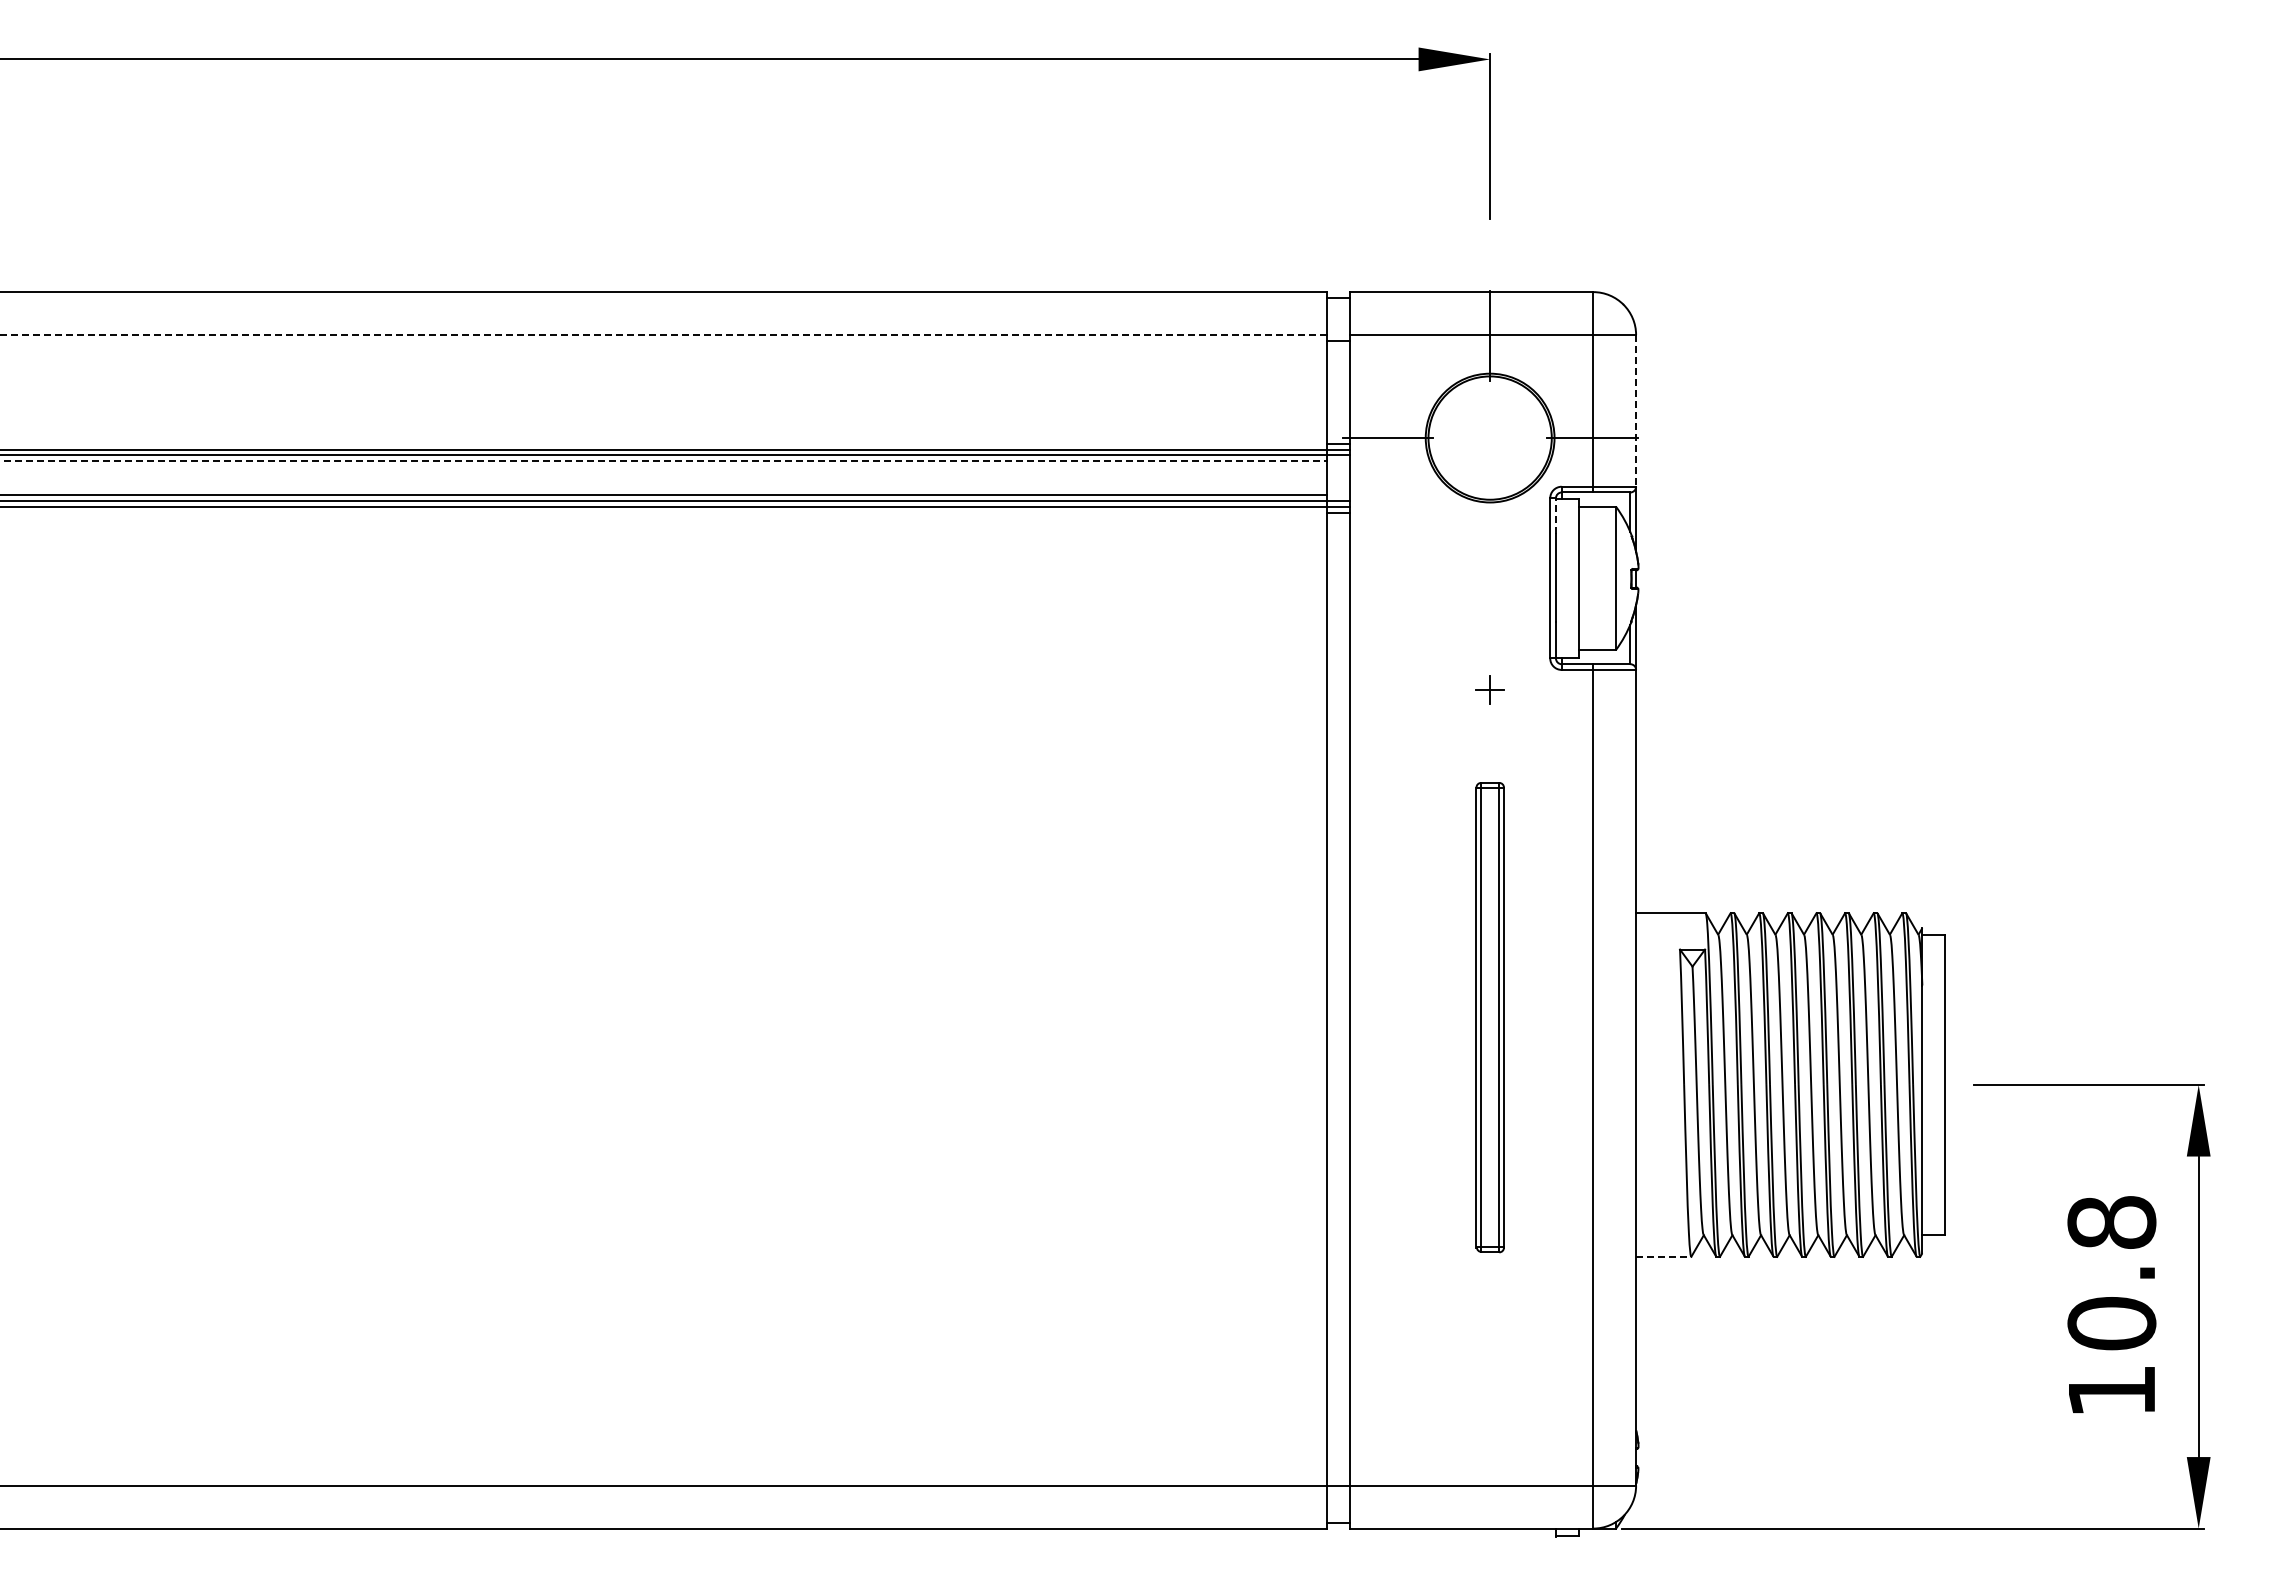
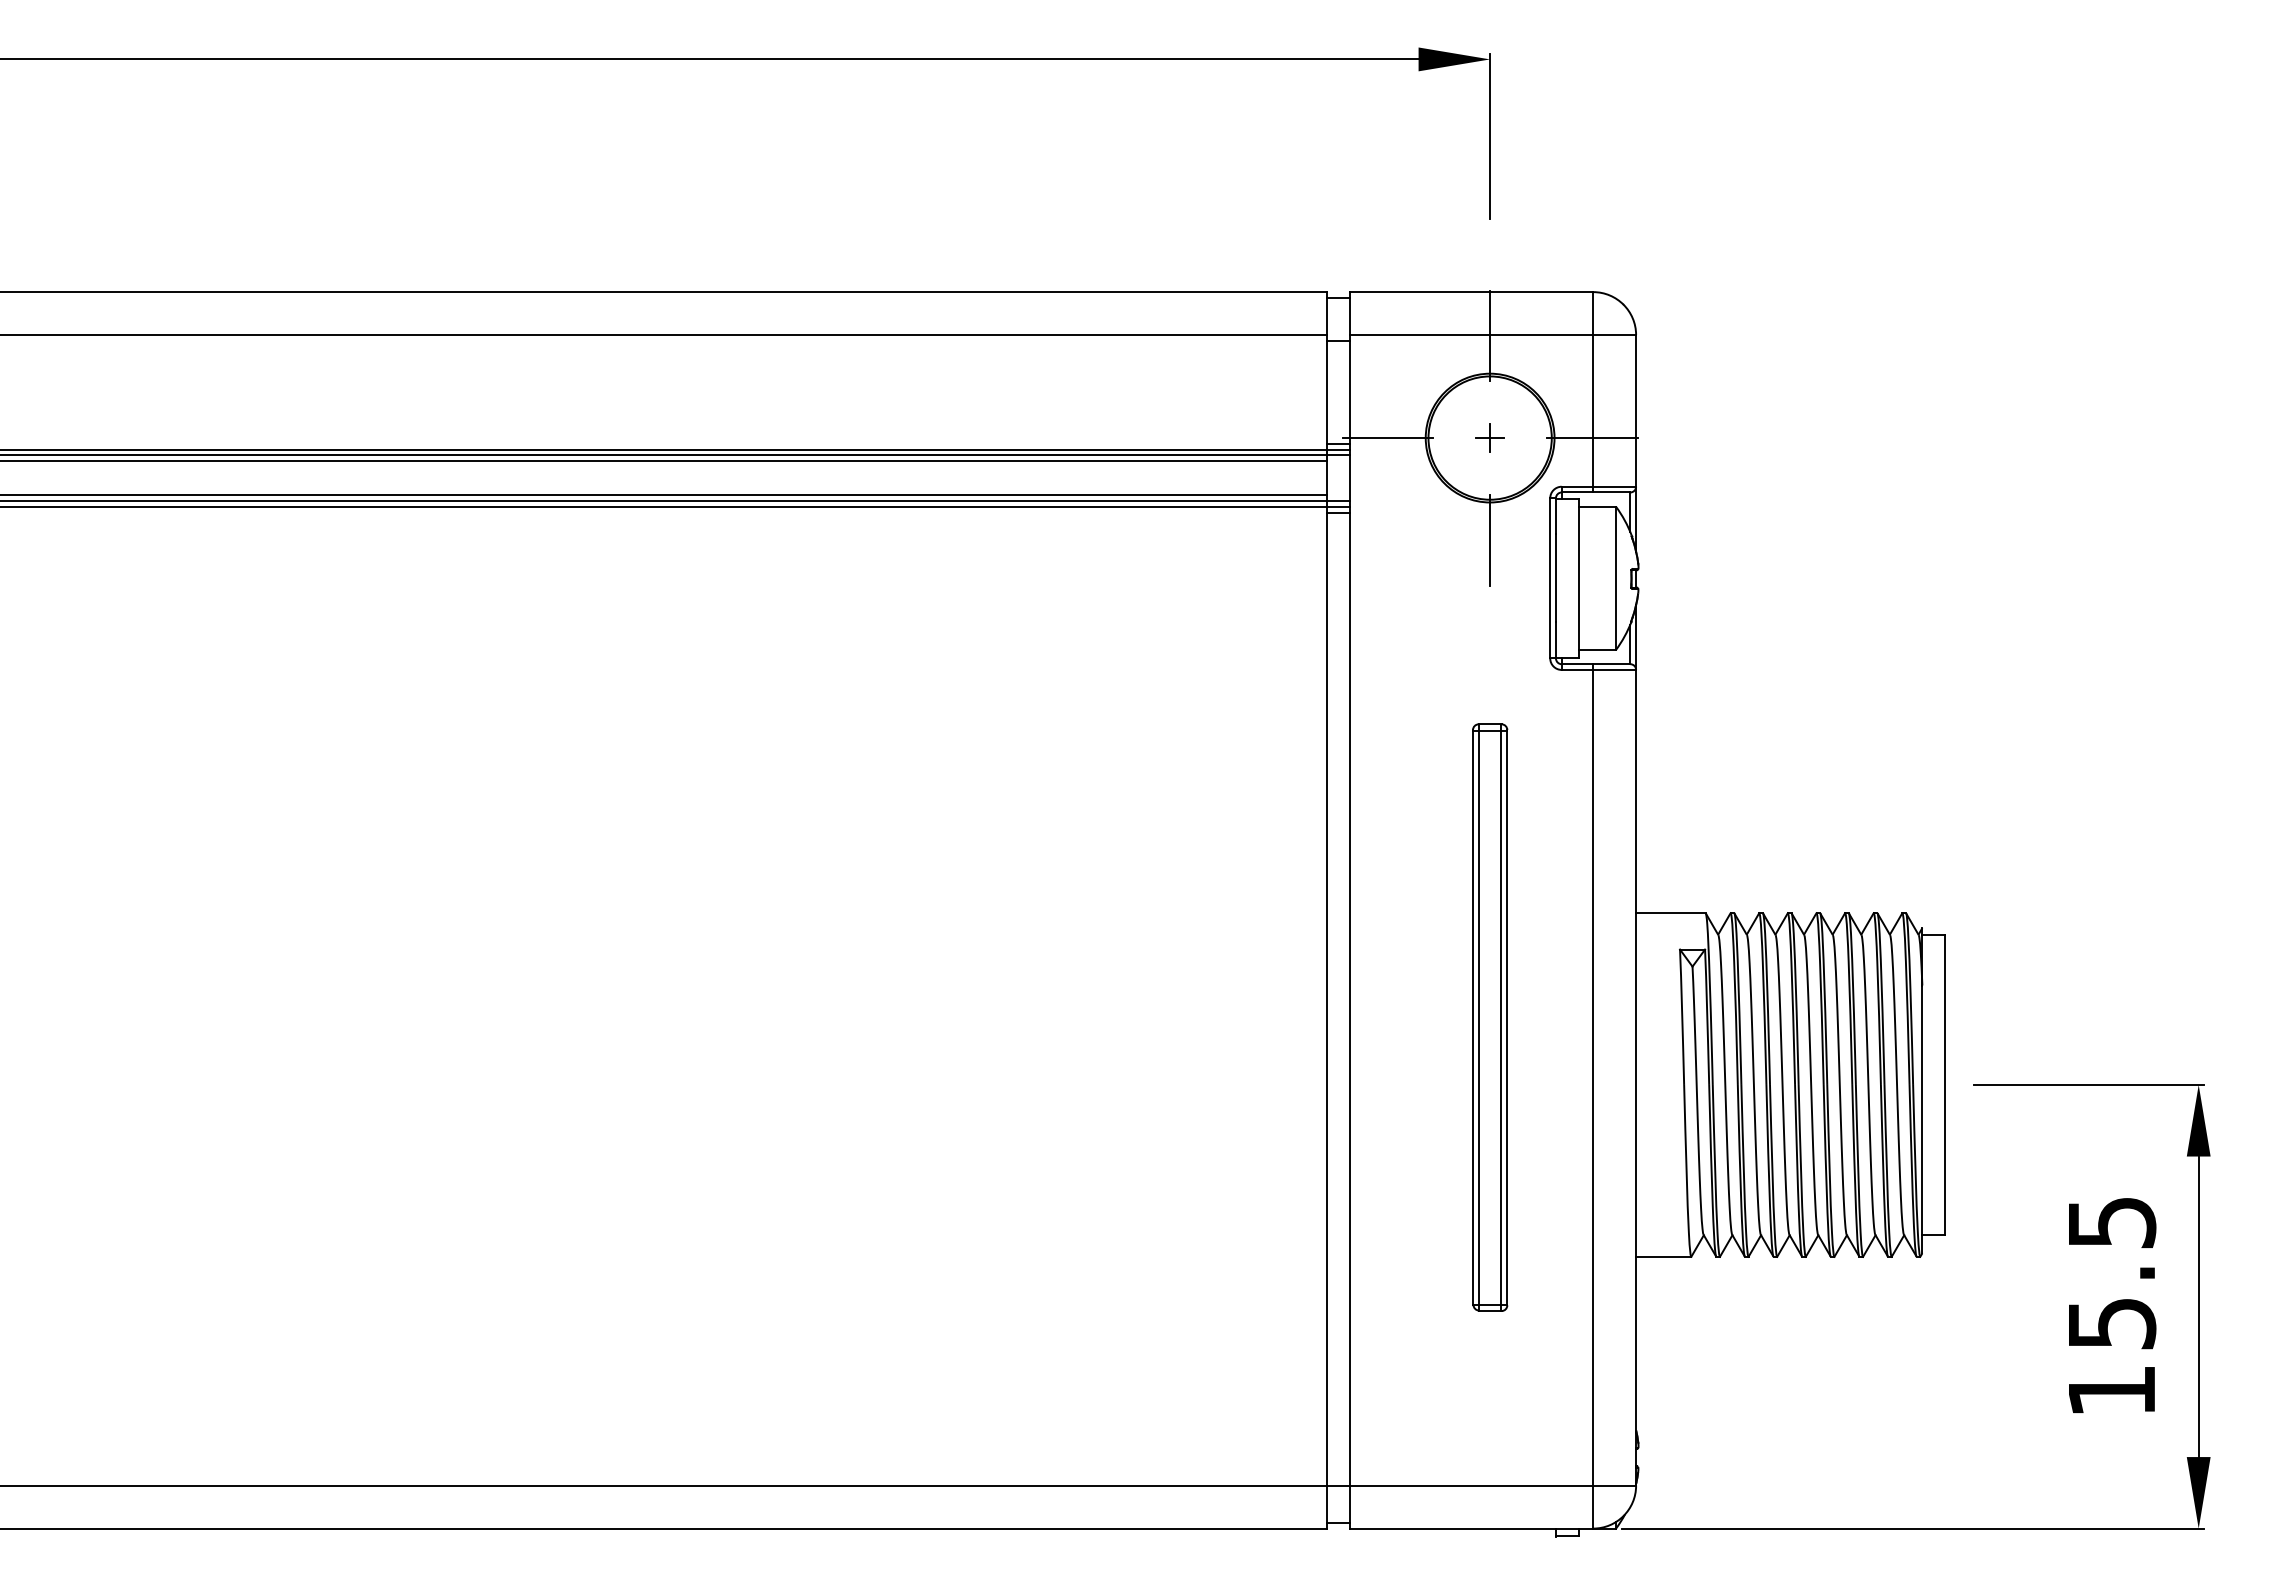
line: dashed -> solid (663, 335)
line: dashed -> solid (1636, 410)
line: dashed -> solid (664, 460)
line: dashed -> solid (1555, 515)
line: none -> present (1490, 540)
part position: (1489, 689) -> (1489, 437) (1489, 437)
part size: 30x472 px -> 37x589 px (1490, 1017)
line: dashed -> solid (1663, 1256)
text: 10.8 -> 15.5 (2111, 1273)
